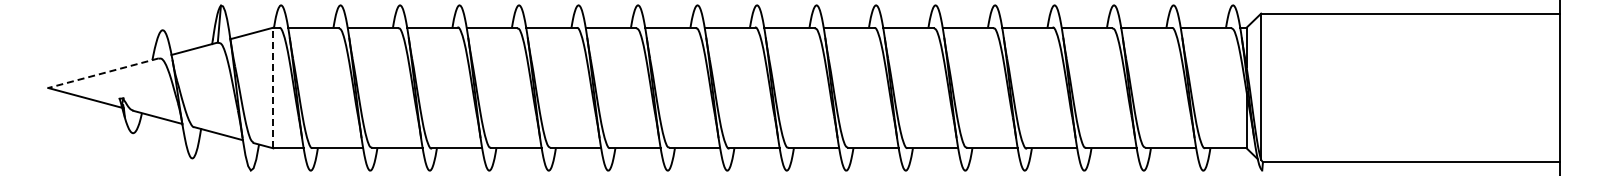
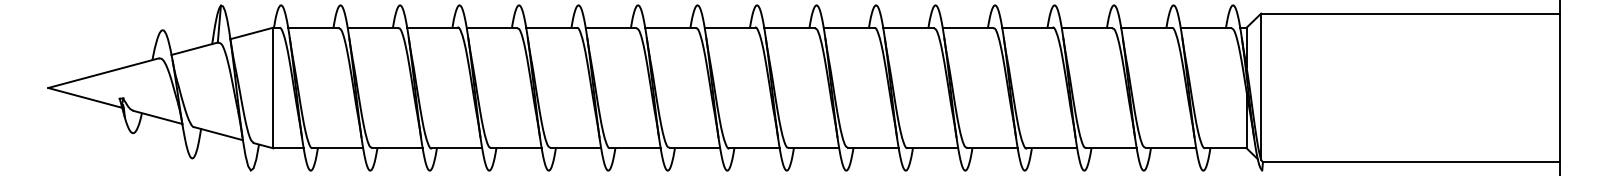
line: dashed -> solid (103, 73)
line: dashed -> solid (273, 87)
